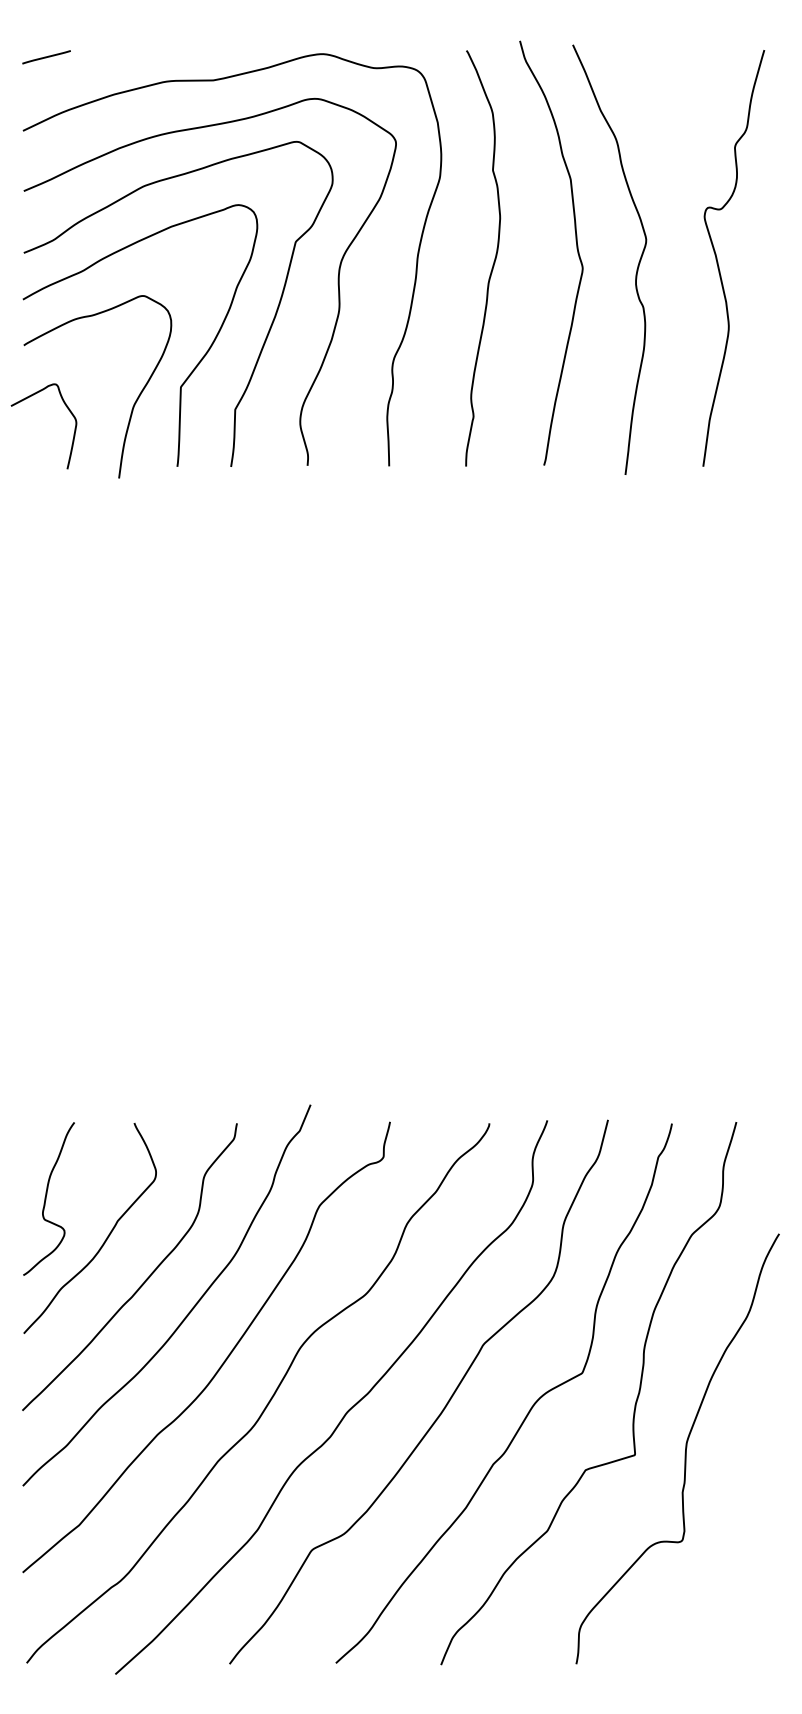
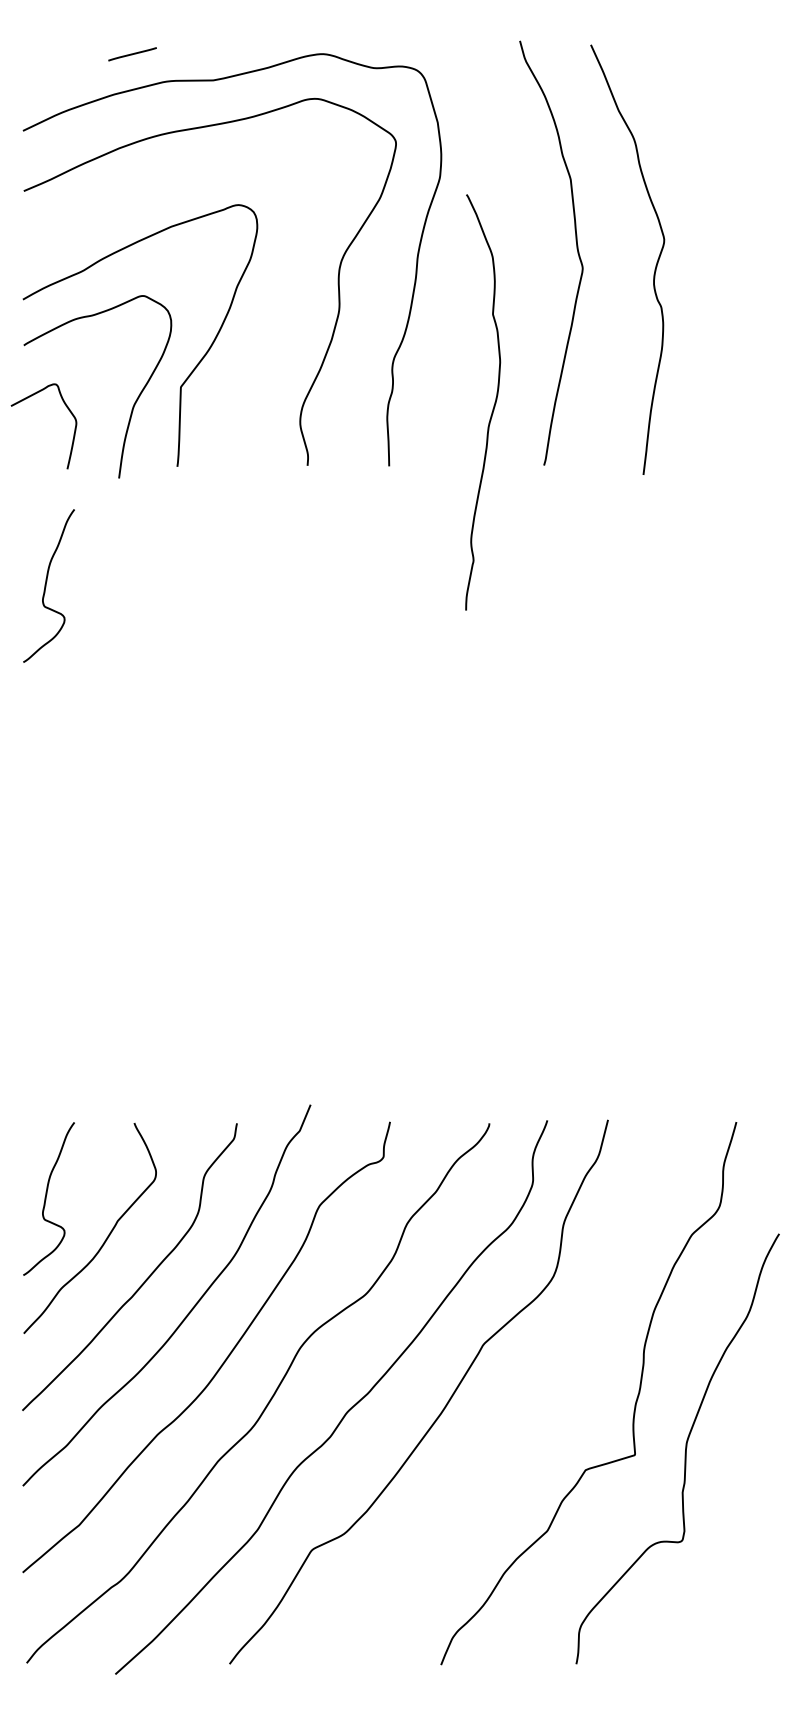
line position: (46, 57) -> (132, 54) (132, 54)
curve position: (493, 261) -> (493, 405) (493, 405)
curve: present -> none (718, 261)
curve position: (637, 265) -> (655, 265) (655, 265)
curve: present -> none (265, 337)
curve: none -> present (46, 585)
curve: present -> none (529, 1409)
